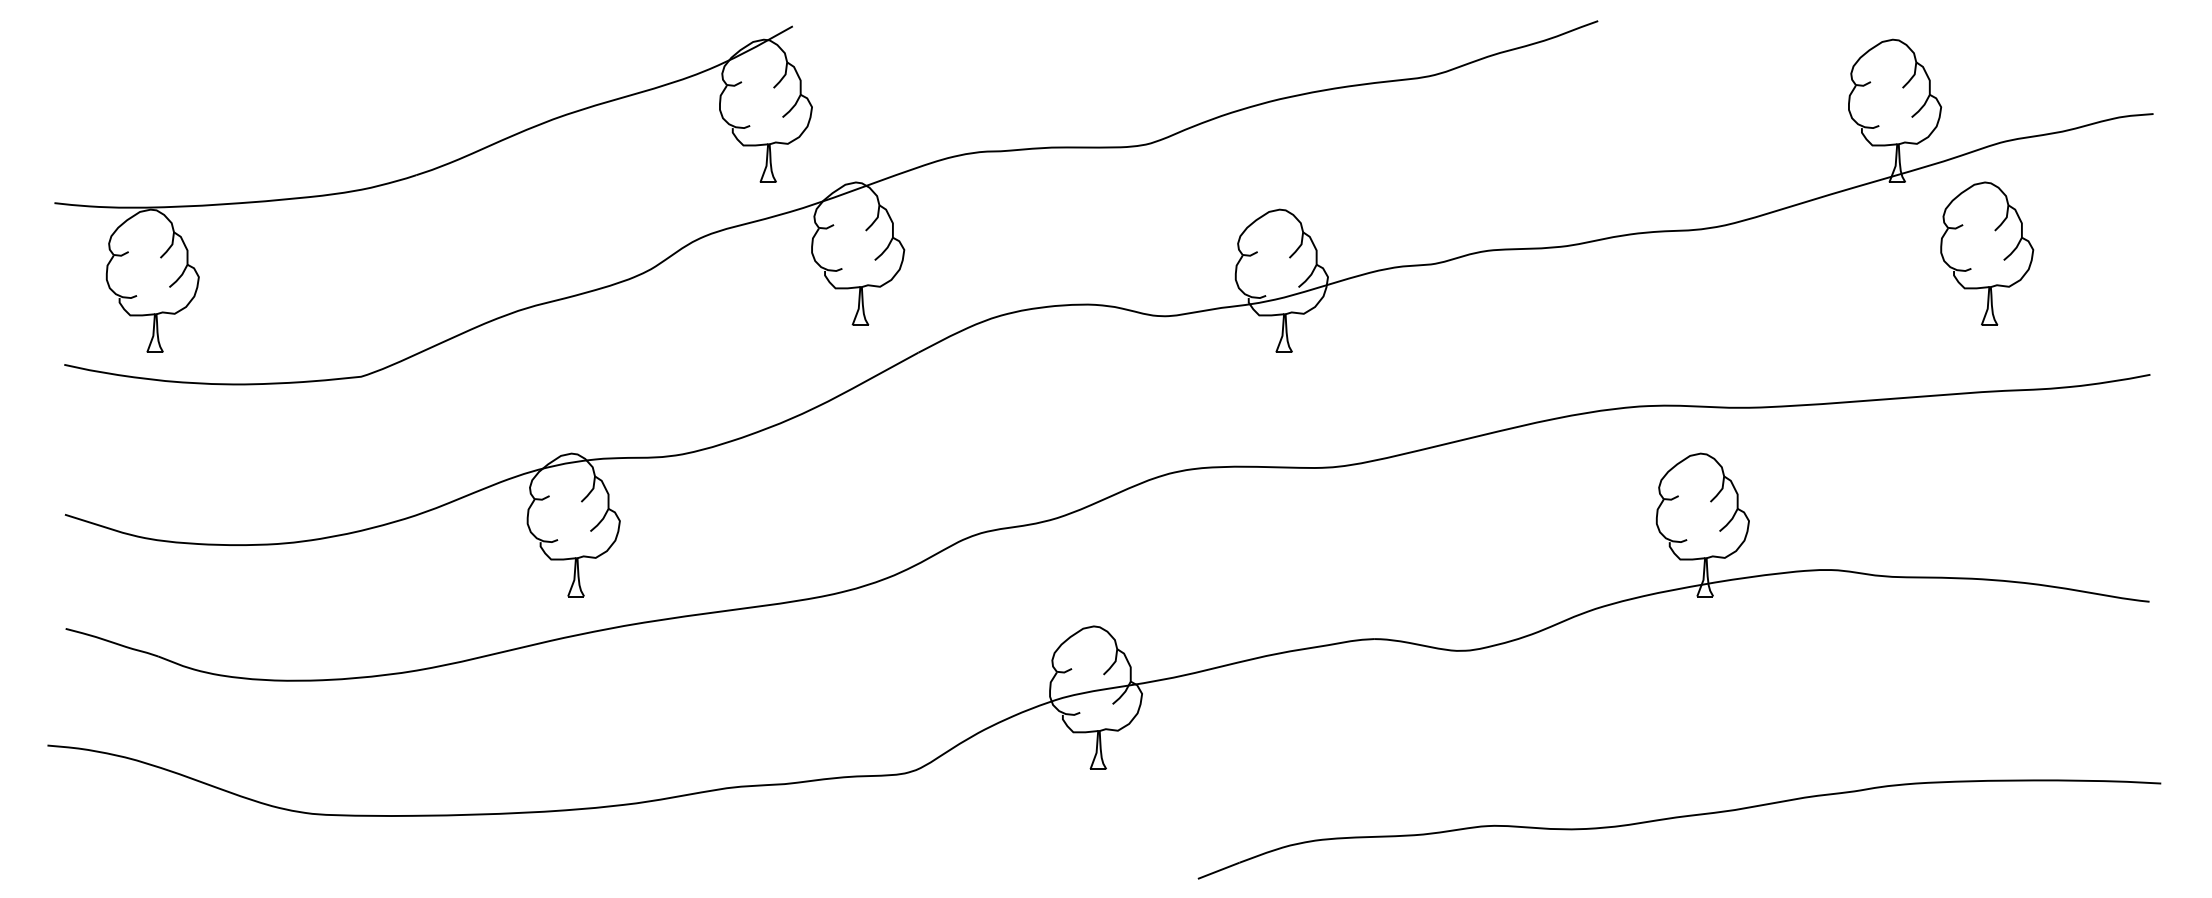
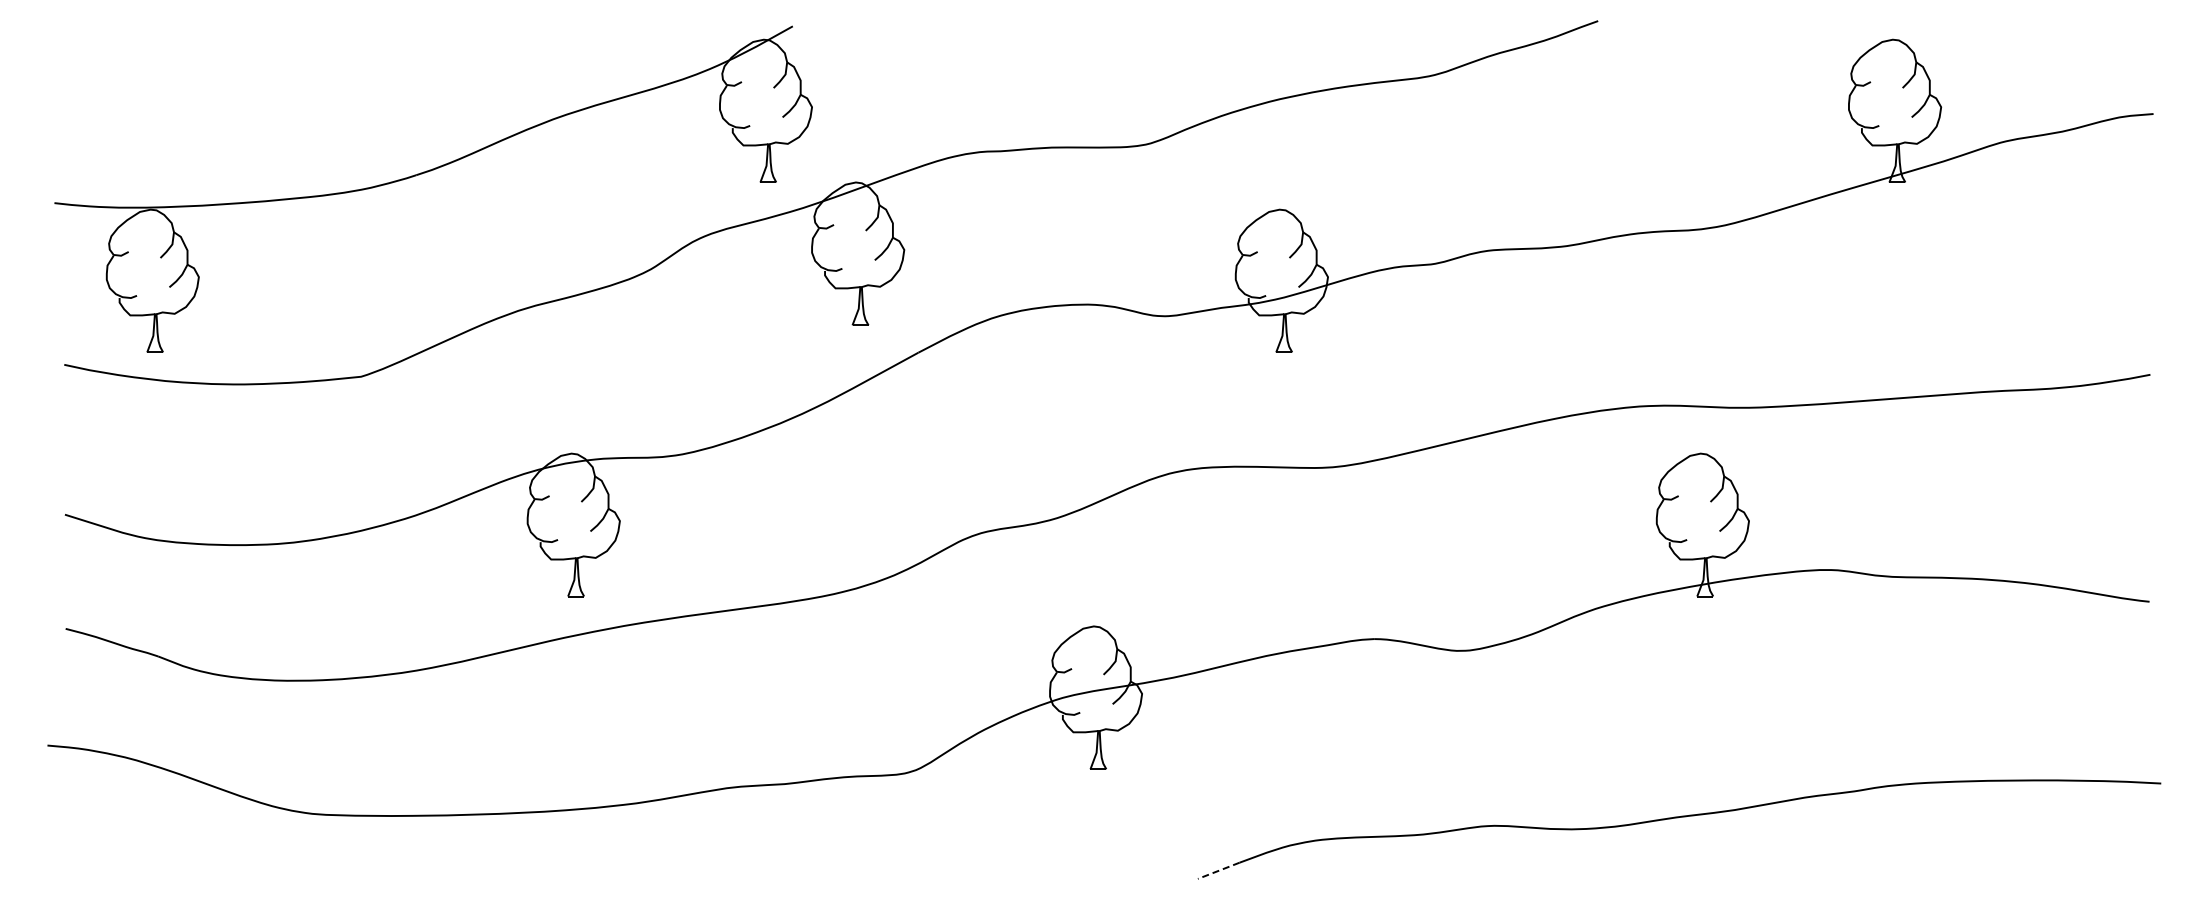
part: present -> none (1987, 253)
line: solid -> dashed (1218, 870)
